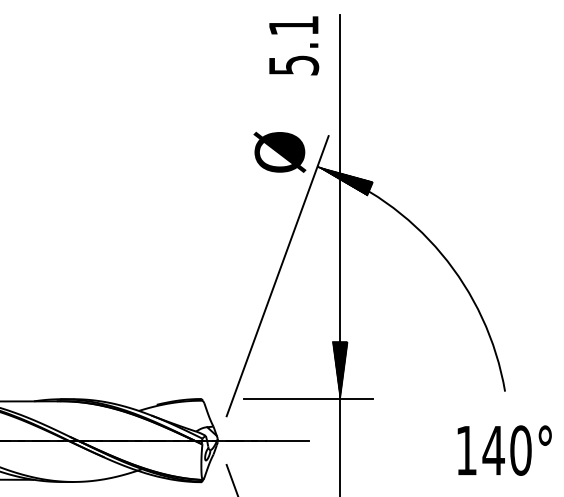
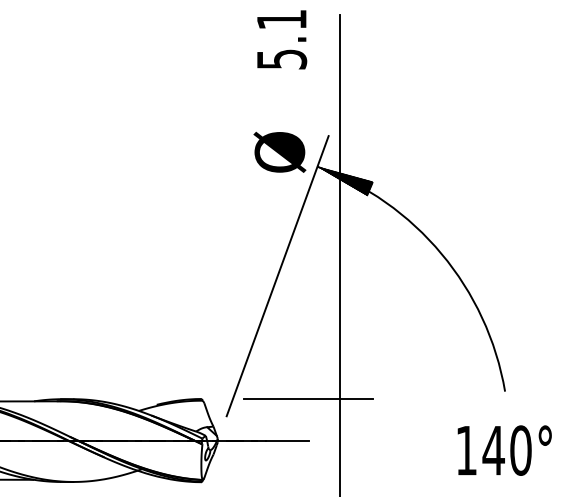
text position: (294, 45) -> (282, 39) (282, 39)
hatch: present -> none (339, 369)
line: present -> none (231, 478)
